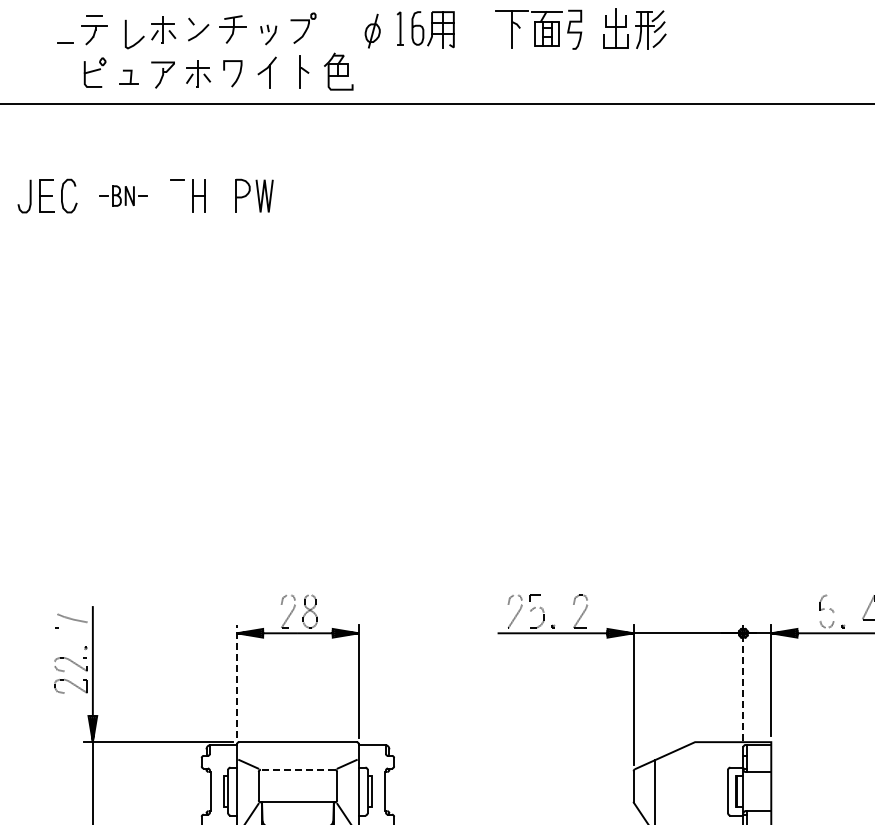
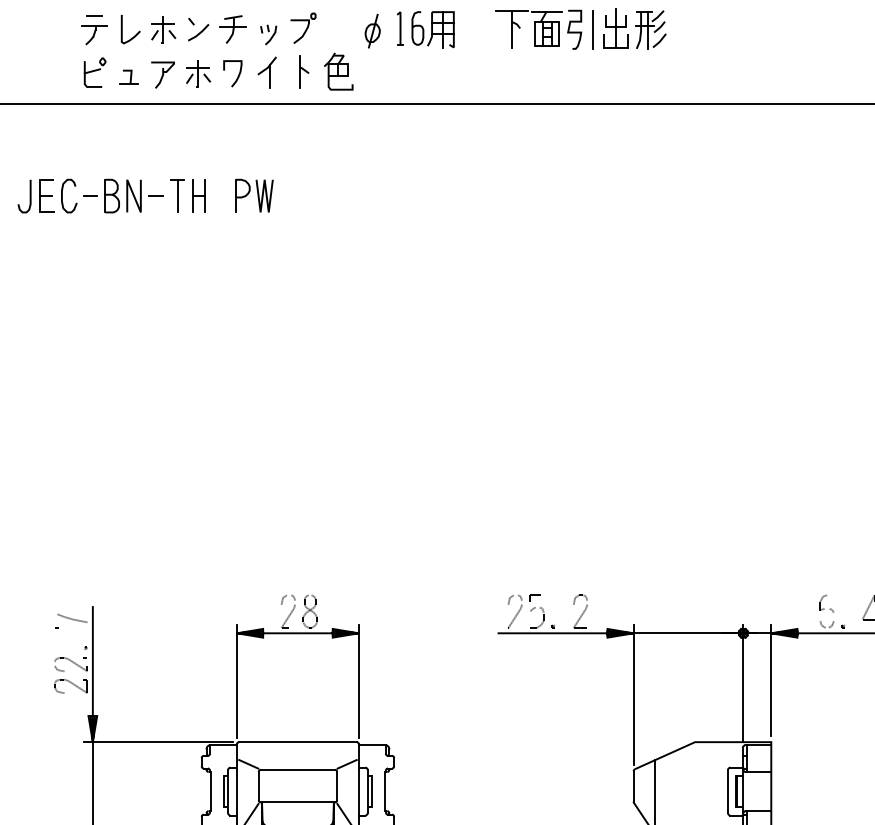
line: none -> present (593, 29)
curve position: (139, 39) -> (135, 34) (135, 34)
line: present -> none (65, 42)
part size: 49x22 px -> 81x36 px (123, 195)
line: none -> present (177, 195)
line: dashed -> solid (236, 681)
line: dashed -> solid (743, 682)
line: dashed -> solid (297, 769)
